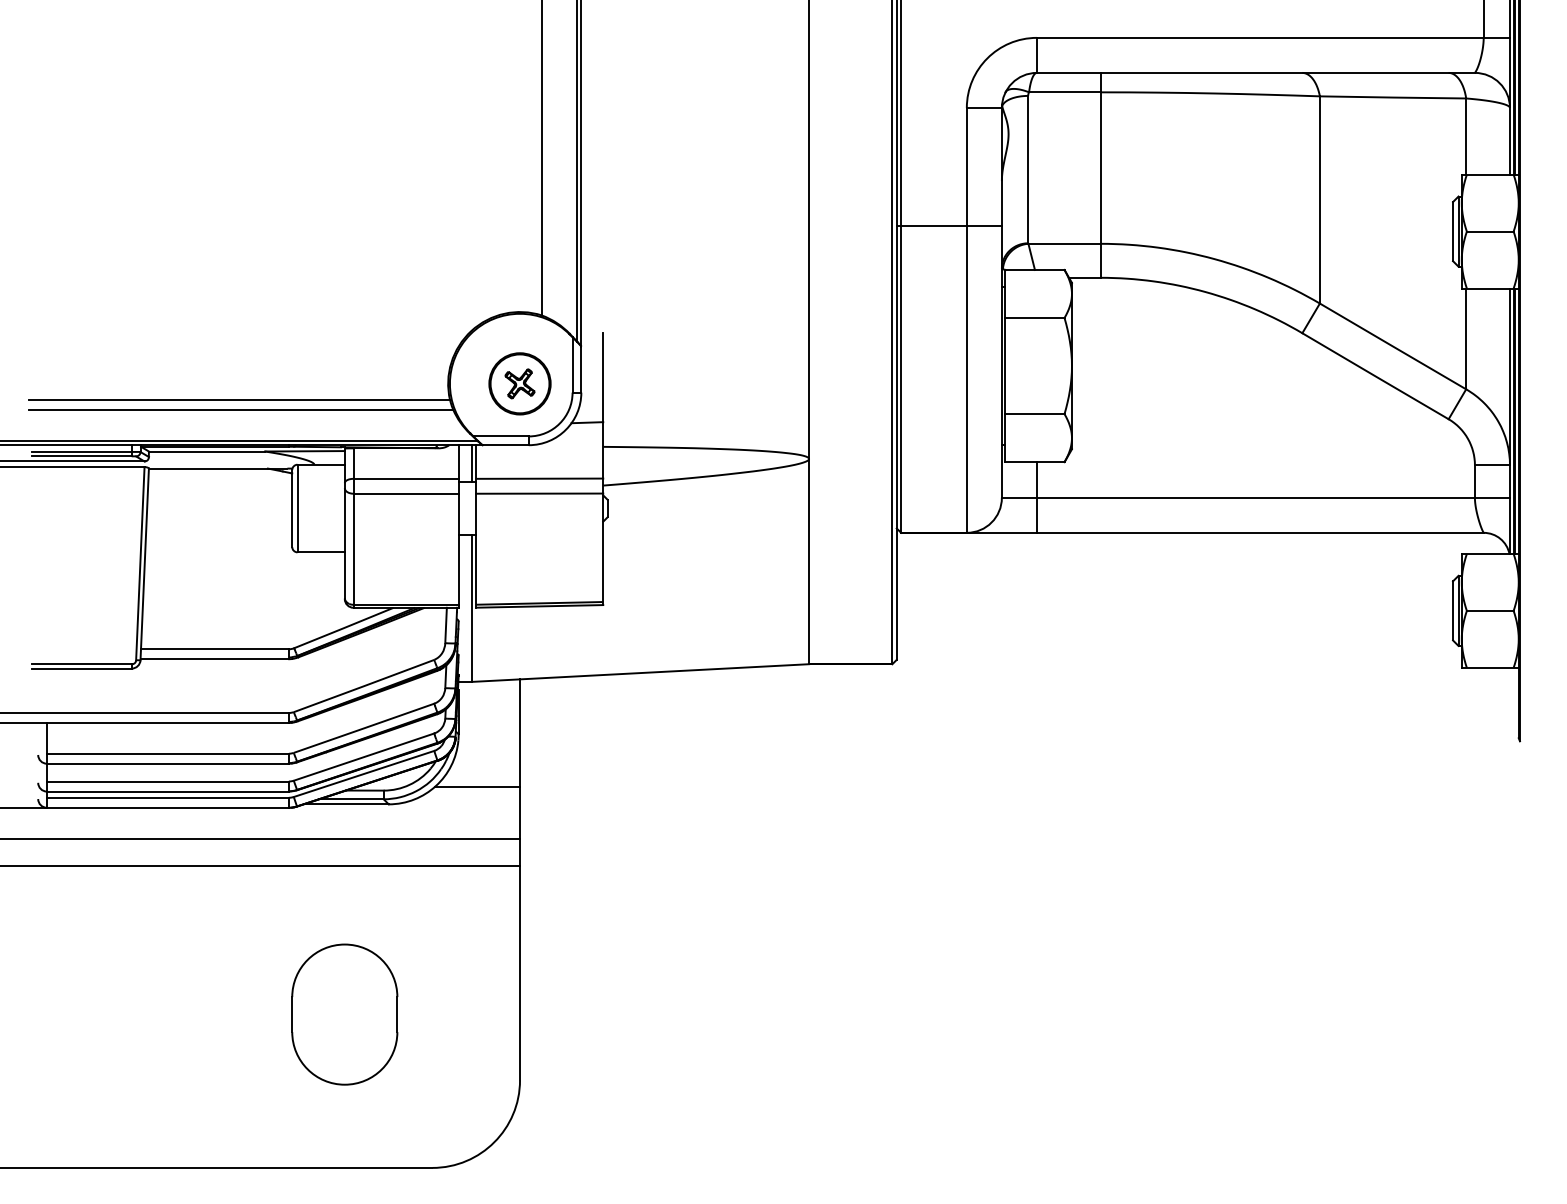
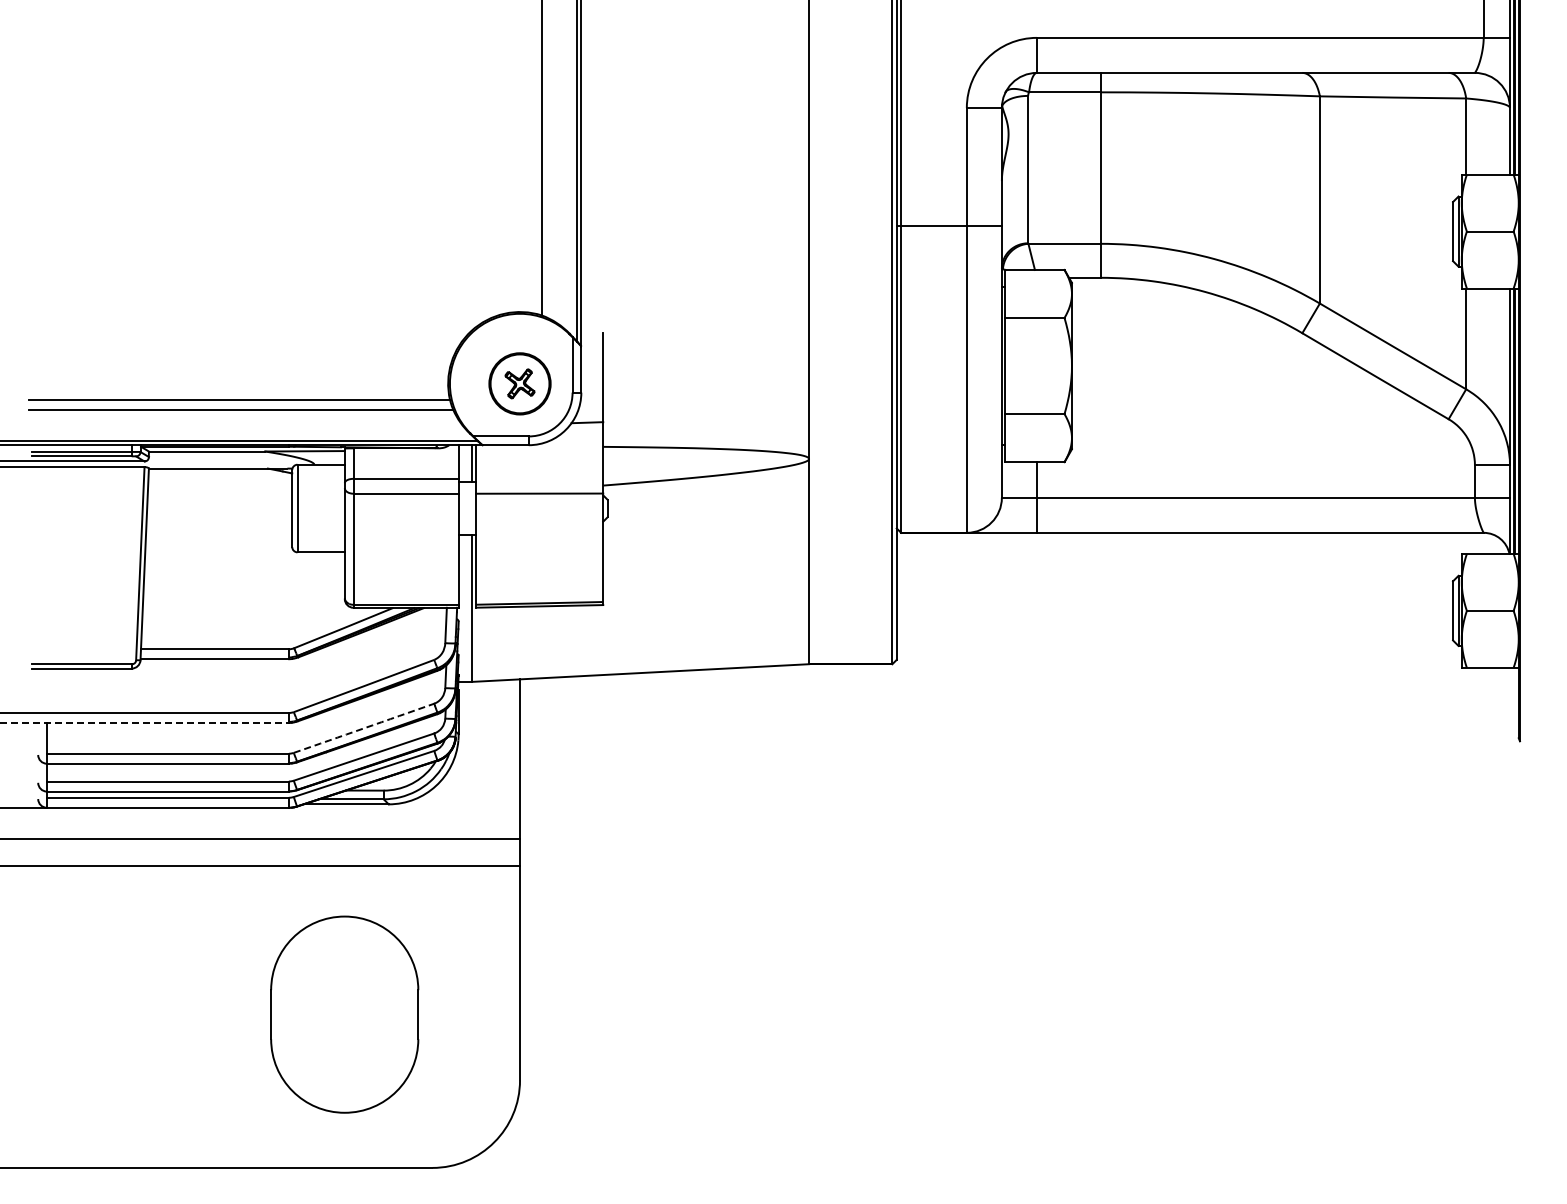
line: present -> none (539, 478)
line: solid -> dashed (144, 723)
arc: solid -> dashed (364, 728)
line: present -> none (477, 786)
part size: 108x143 px -> 150x199 px (344, 1014)
